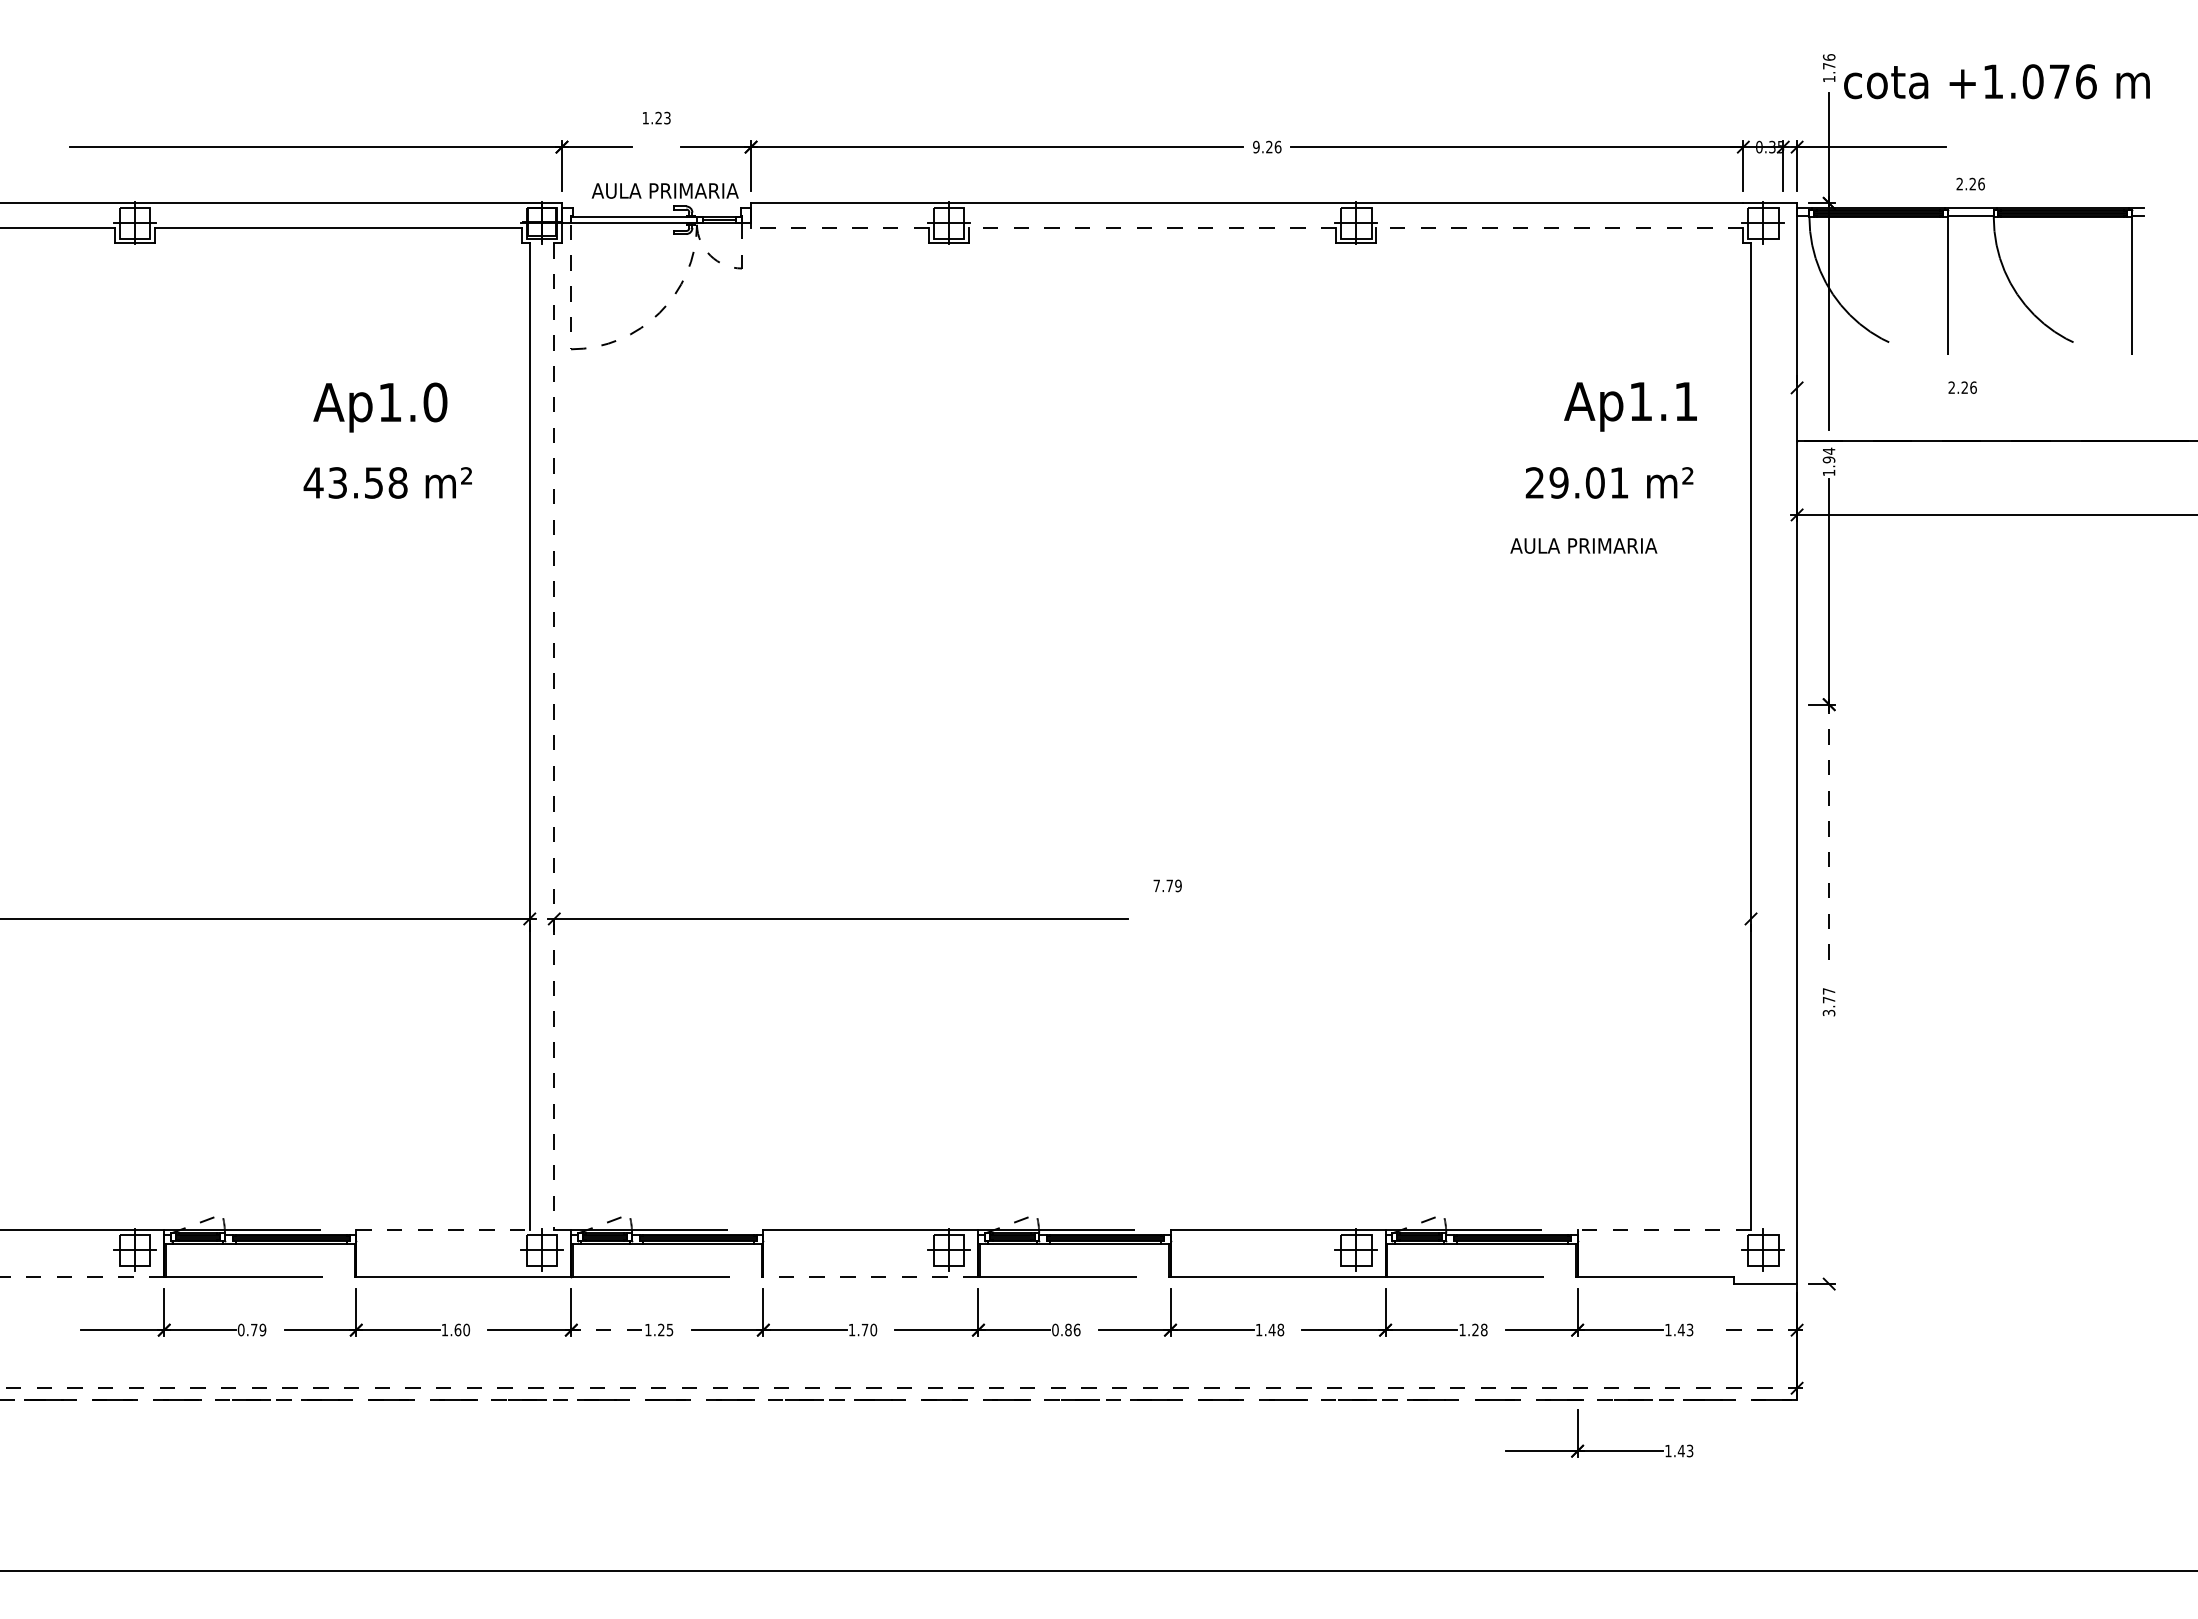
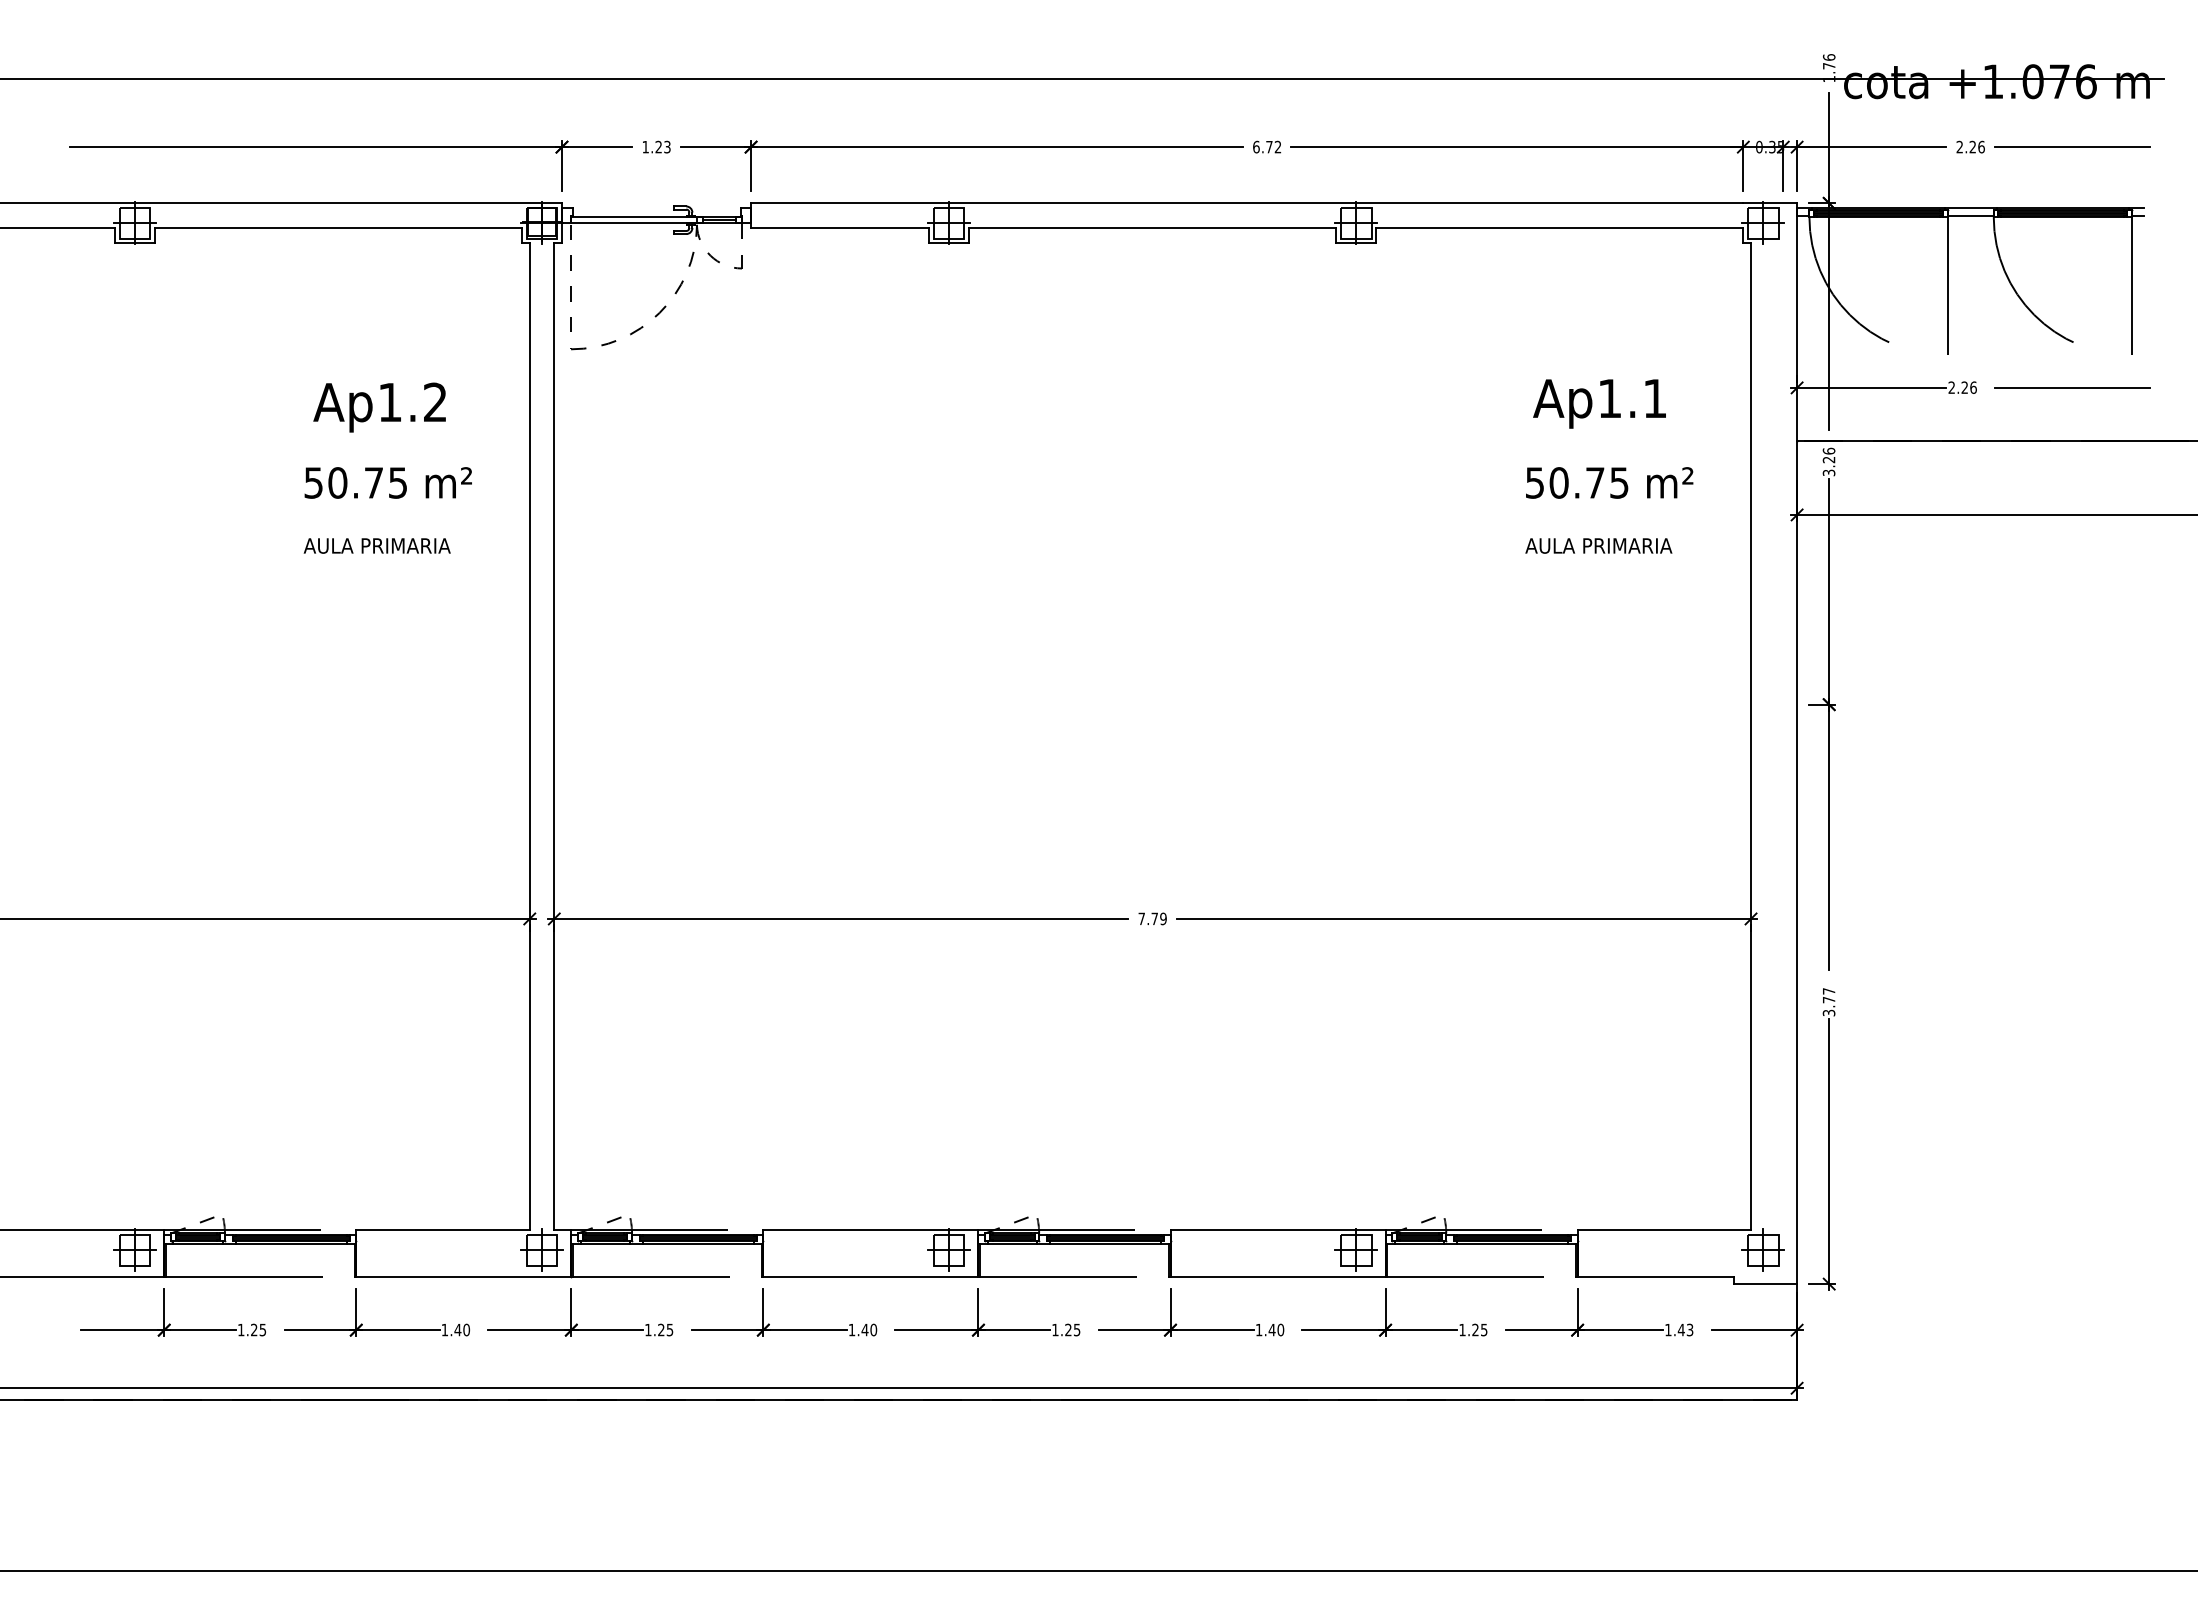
line: none -> present (1083, 78)
text position: (656, 117) -> (656, 146) (656, 146)
text: 9.26 -> 6.72 (1267, 146)
line: none -> present (2072, 147)
text position: (1970, 183) -> (1970, 146) (1970, 146)
text position: (664, 190) -> (376, 545) (376, 545)
line: dashed -> solid (839, 227)
line: dashed -> solid (1152, 227)
line: dashed -> solid (1559, 227)
line: none -> present (1868, 387)
line: none -> present (2072, 387)
text: Ap1.0 -> Ap1.2 (435, 402)
text position: (1630, 406) -> (1599, 403) (1599, 403)
text: 1.94 -> 3.26 (1828, 461)
text: 43.58 -> 50.75 (355, 482)
text: 29.01 -> 50.75 (1576, 482)
text position: (1583, 545) -> (1598, 545) (1598, 545)
line: dashed -> solid (554, 736)
line: dashed -> solid (1829, 834)
text position: (1167, 885) -> (1152, 918) (1152, 918)
line: none -> present (1467, 918)
line: none -> present (1829, 1154)
line: dashed -> solid (443, 1230)
line: dashed -> solid (1664, 1230)
line: dashed -> solid (82, 1277)
line: dashed -> solid (870, 1277)
text: 0.79 -> 1.25 (251, 1329)
text: 1.60 -> 1.40 (457, 1329)
text: 1.70 -> 1.40 (864, 1329)
text: 0.86 -> 1.25 (1066, 1329)
text: 1.48 -> 1.40 (1280, 1329)
text: 1.28 -> 1.25 (1483, 1329)
line: dashed -> solid (604, 1330)
line: dashed -> solid (1757, 1330)
line: dashed -> solid (901, 1388)
line: dashed -> solid (898, 1400)
part: present -> none (1599, 1450)
